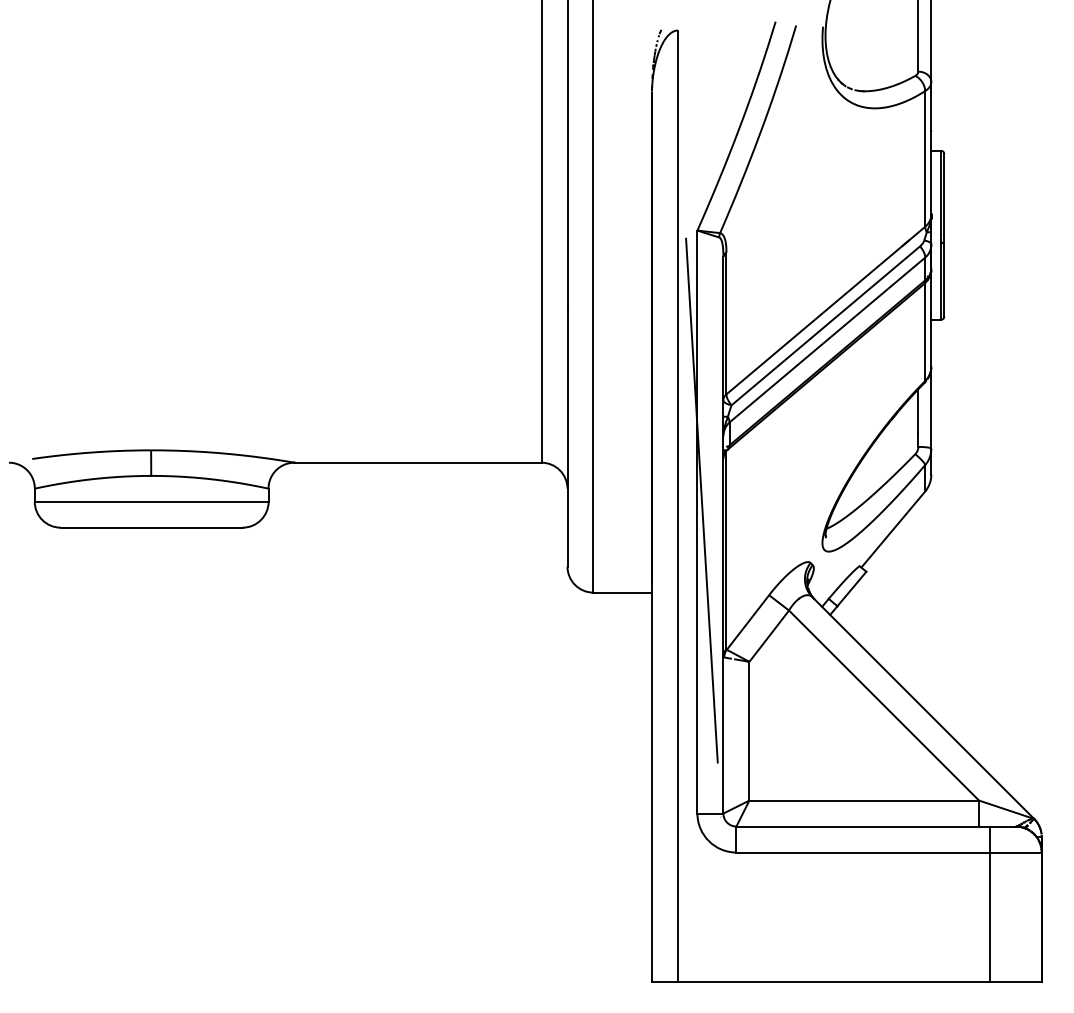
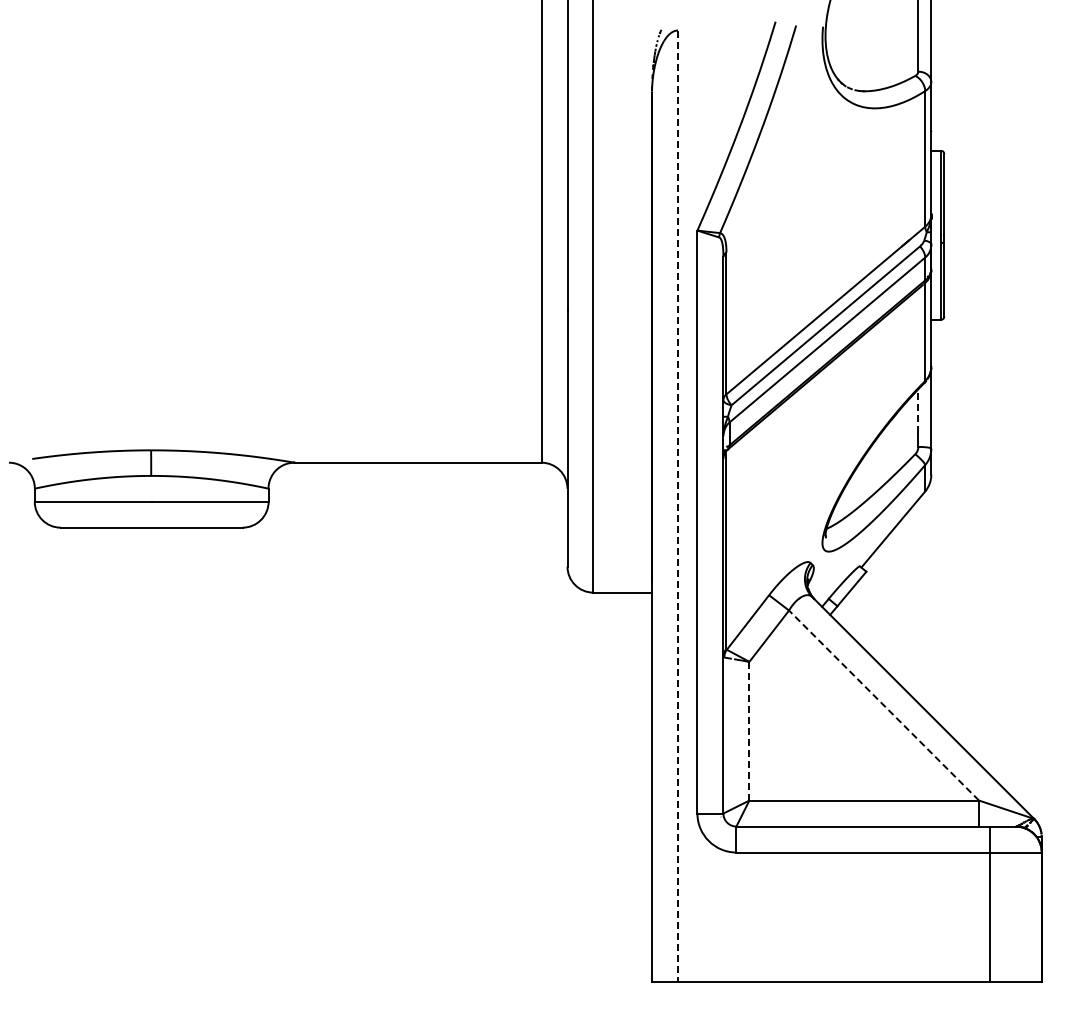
line: solid -> dashed (918, 410)
line: present -> none (701, 500)
line: solid -> dashed (677, 506)
line: solid -> dashed (883, 705)
line: solid -> dashed (749, 731)
